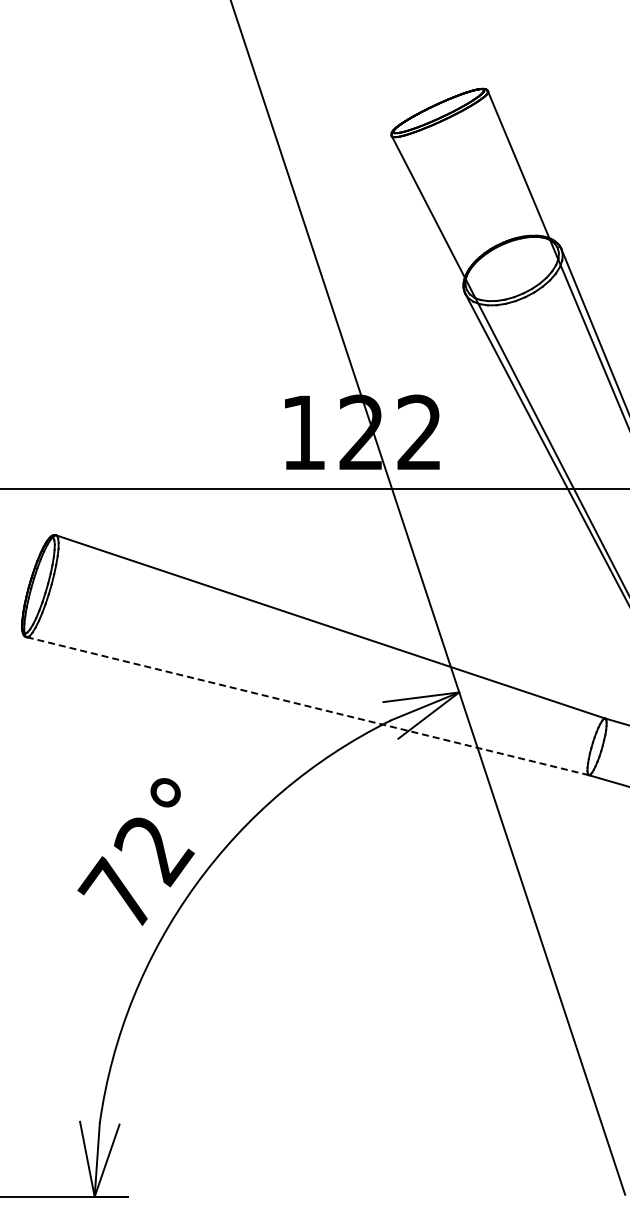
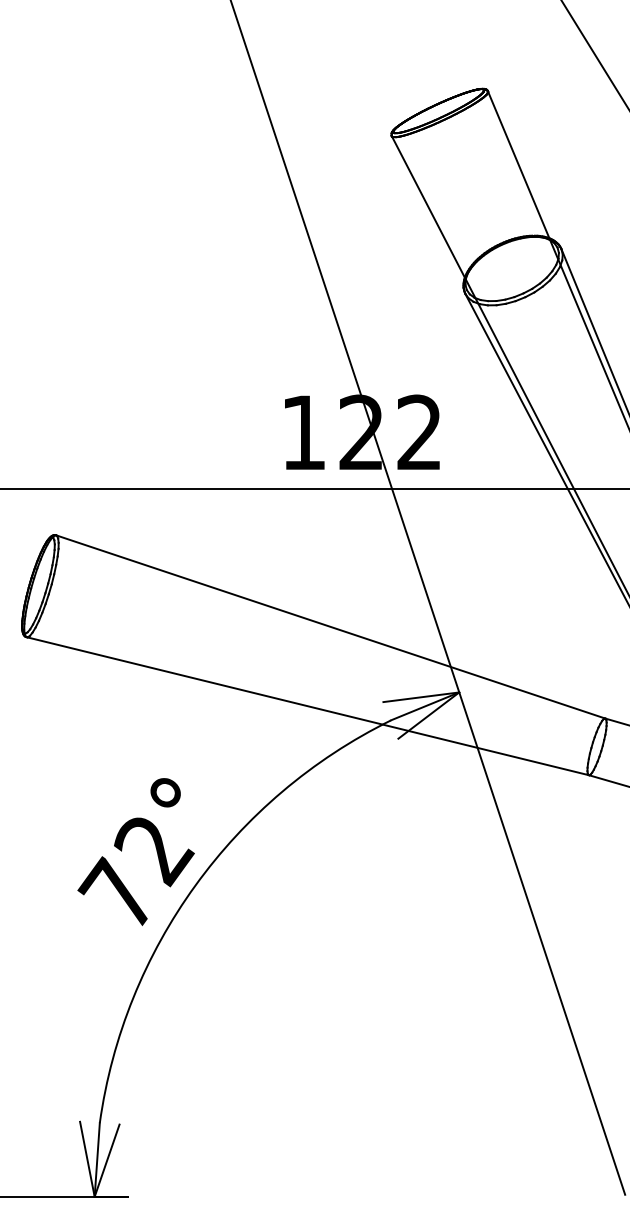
line: none -> present (594, 53)
line: dashed -> solid (308, 706)
